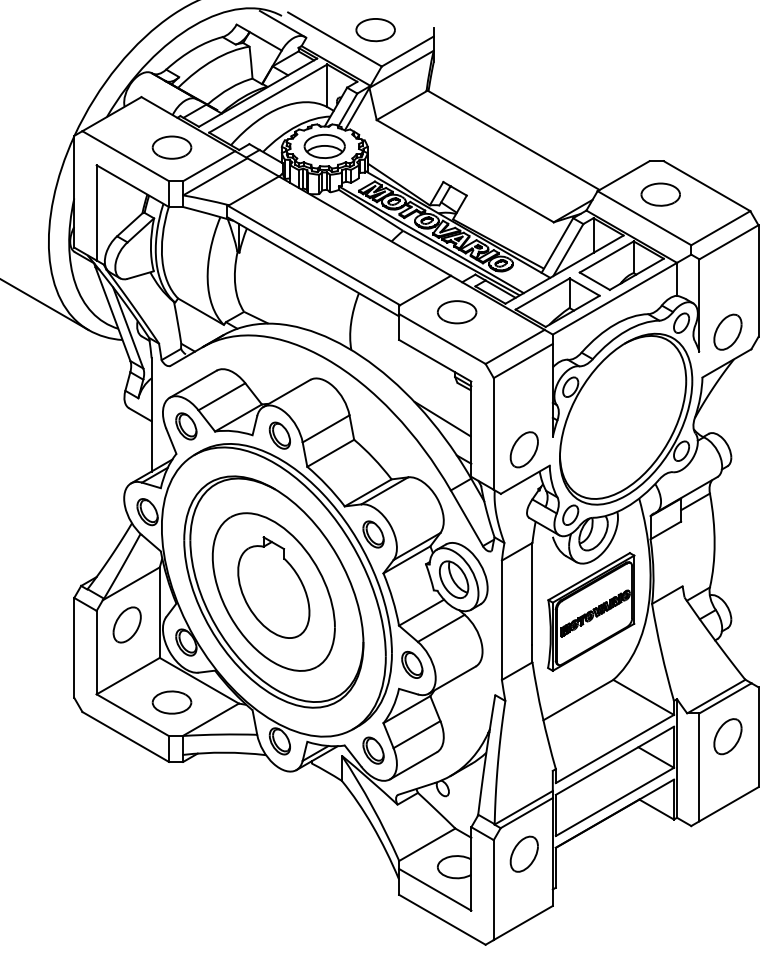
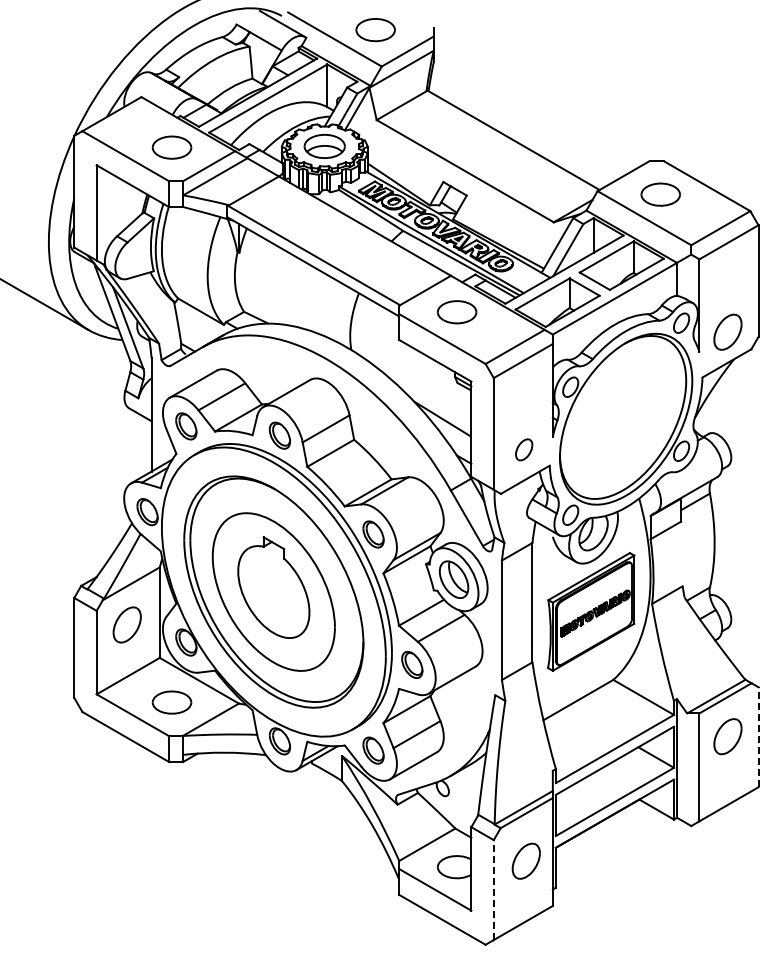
part size: 30x38 px -> 19x24 px (524, 449)
line: solid -> dashed (758, 737)
part position: (523, 853) -> (525, 860) (525, 860)
line: solid -> dashed (493, 890)
